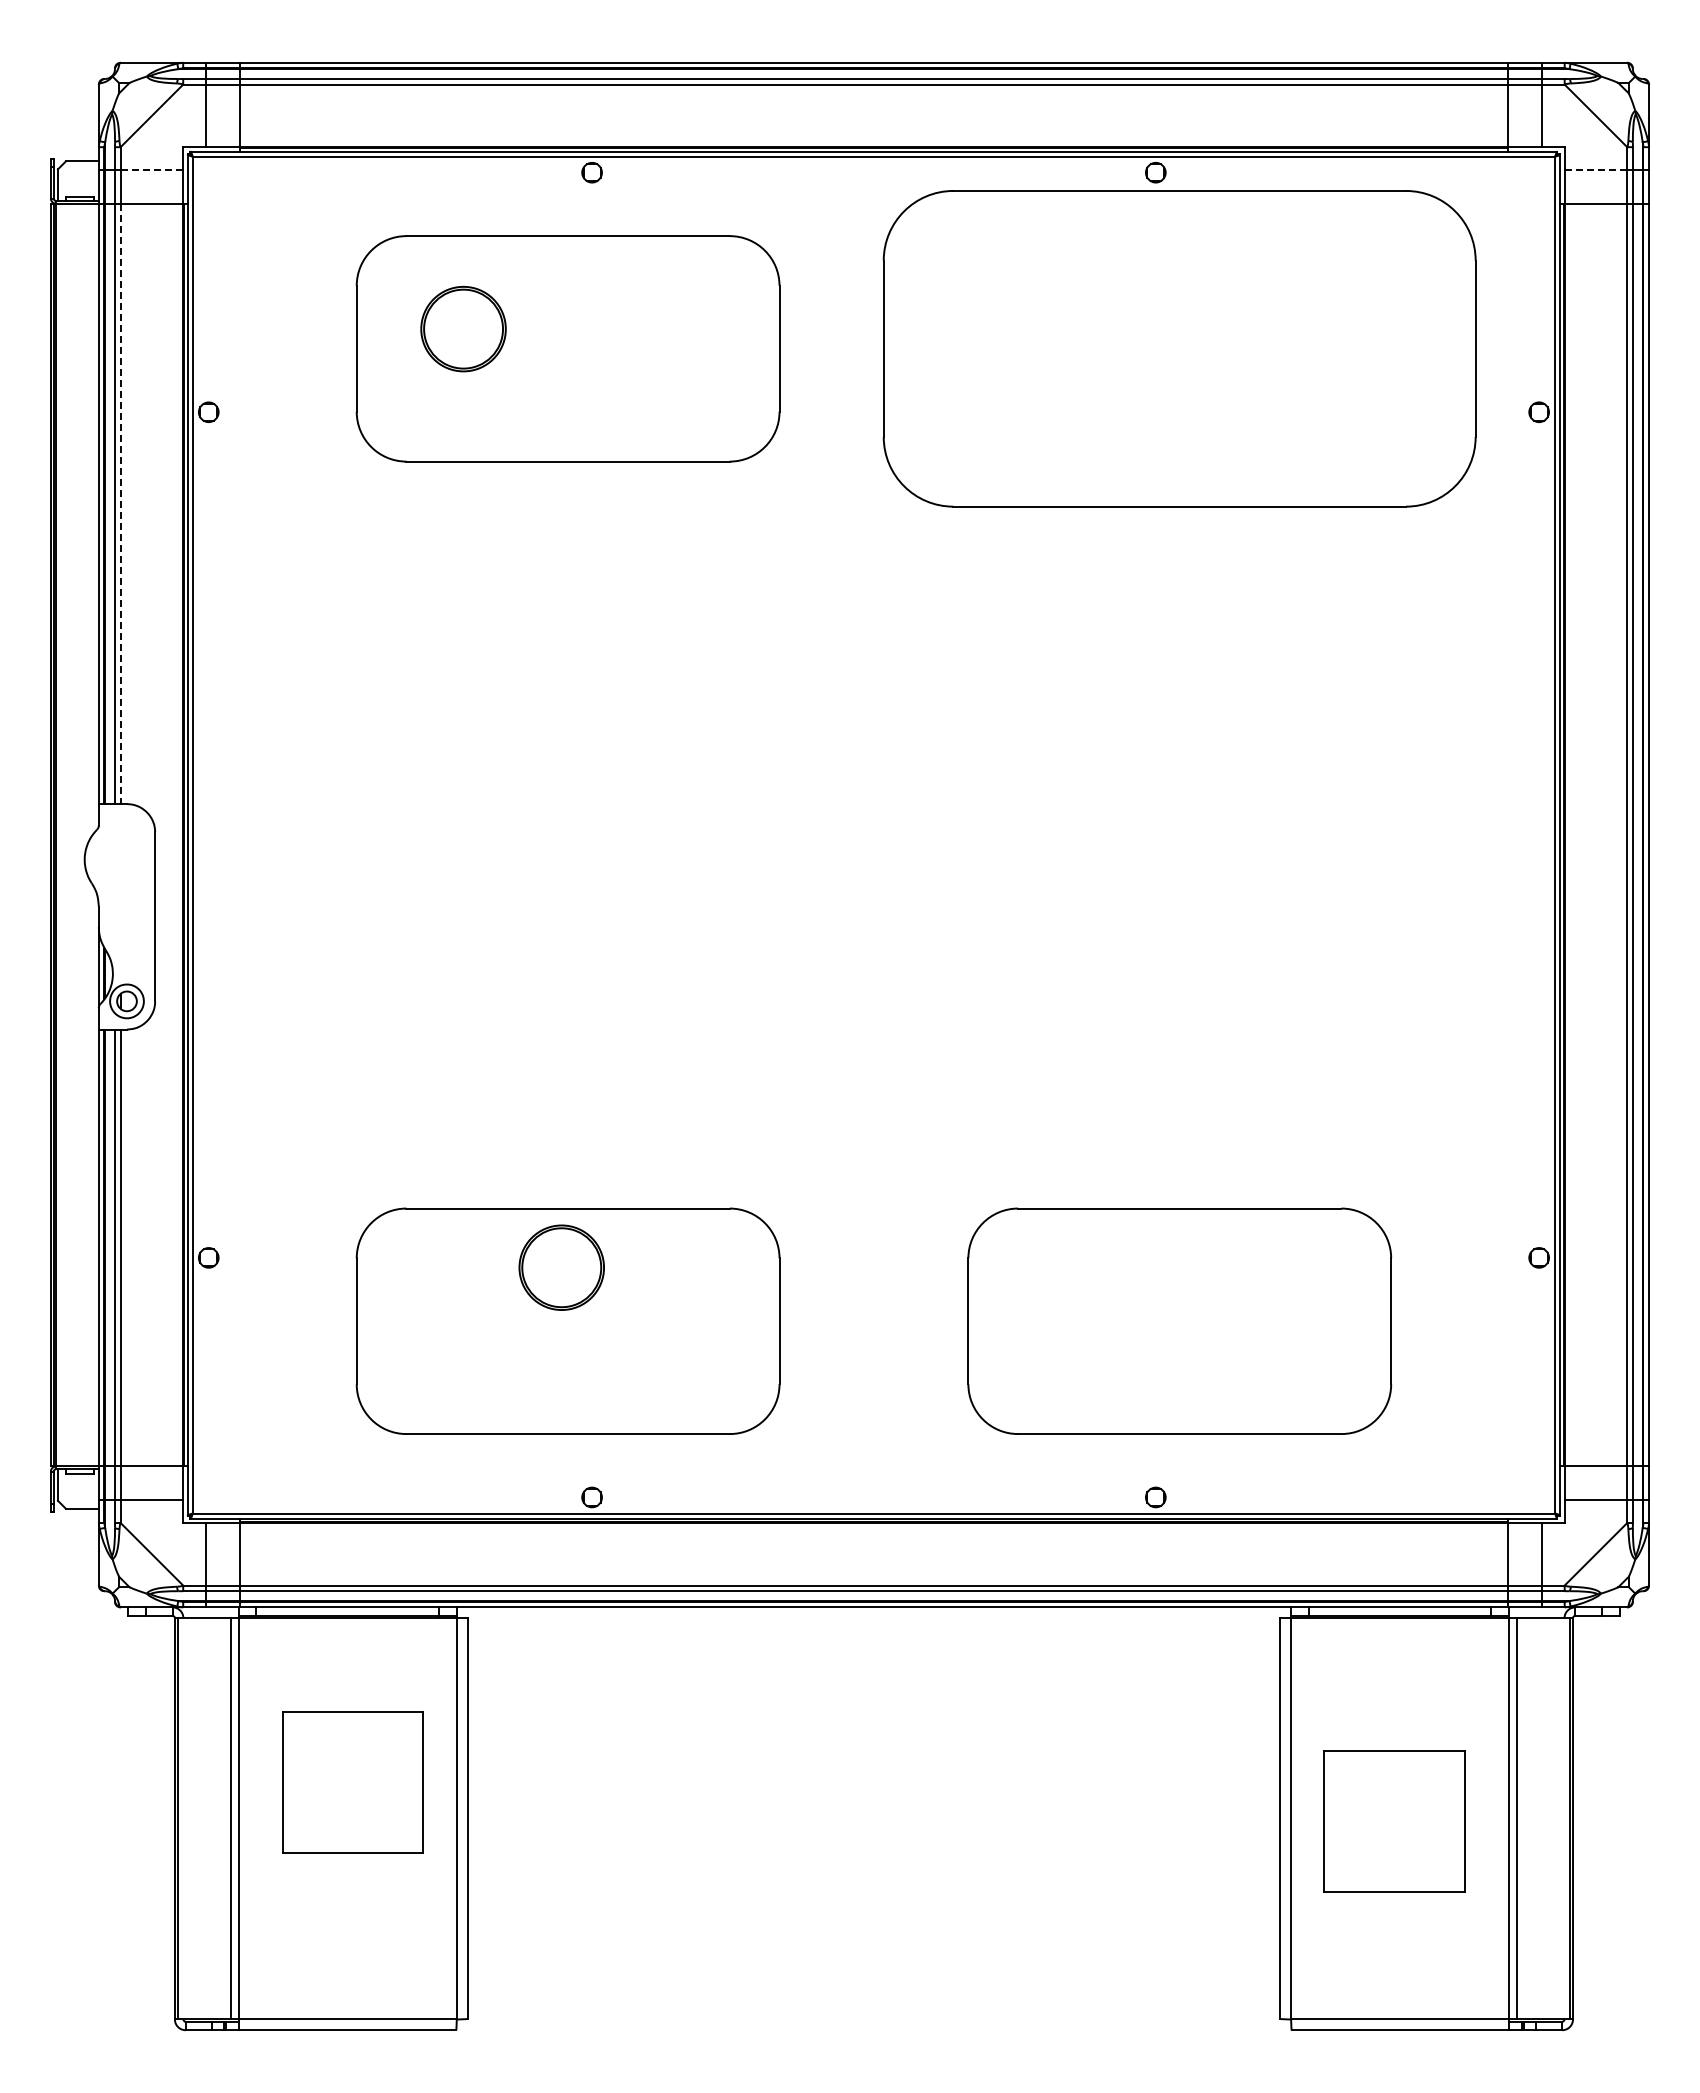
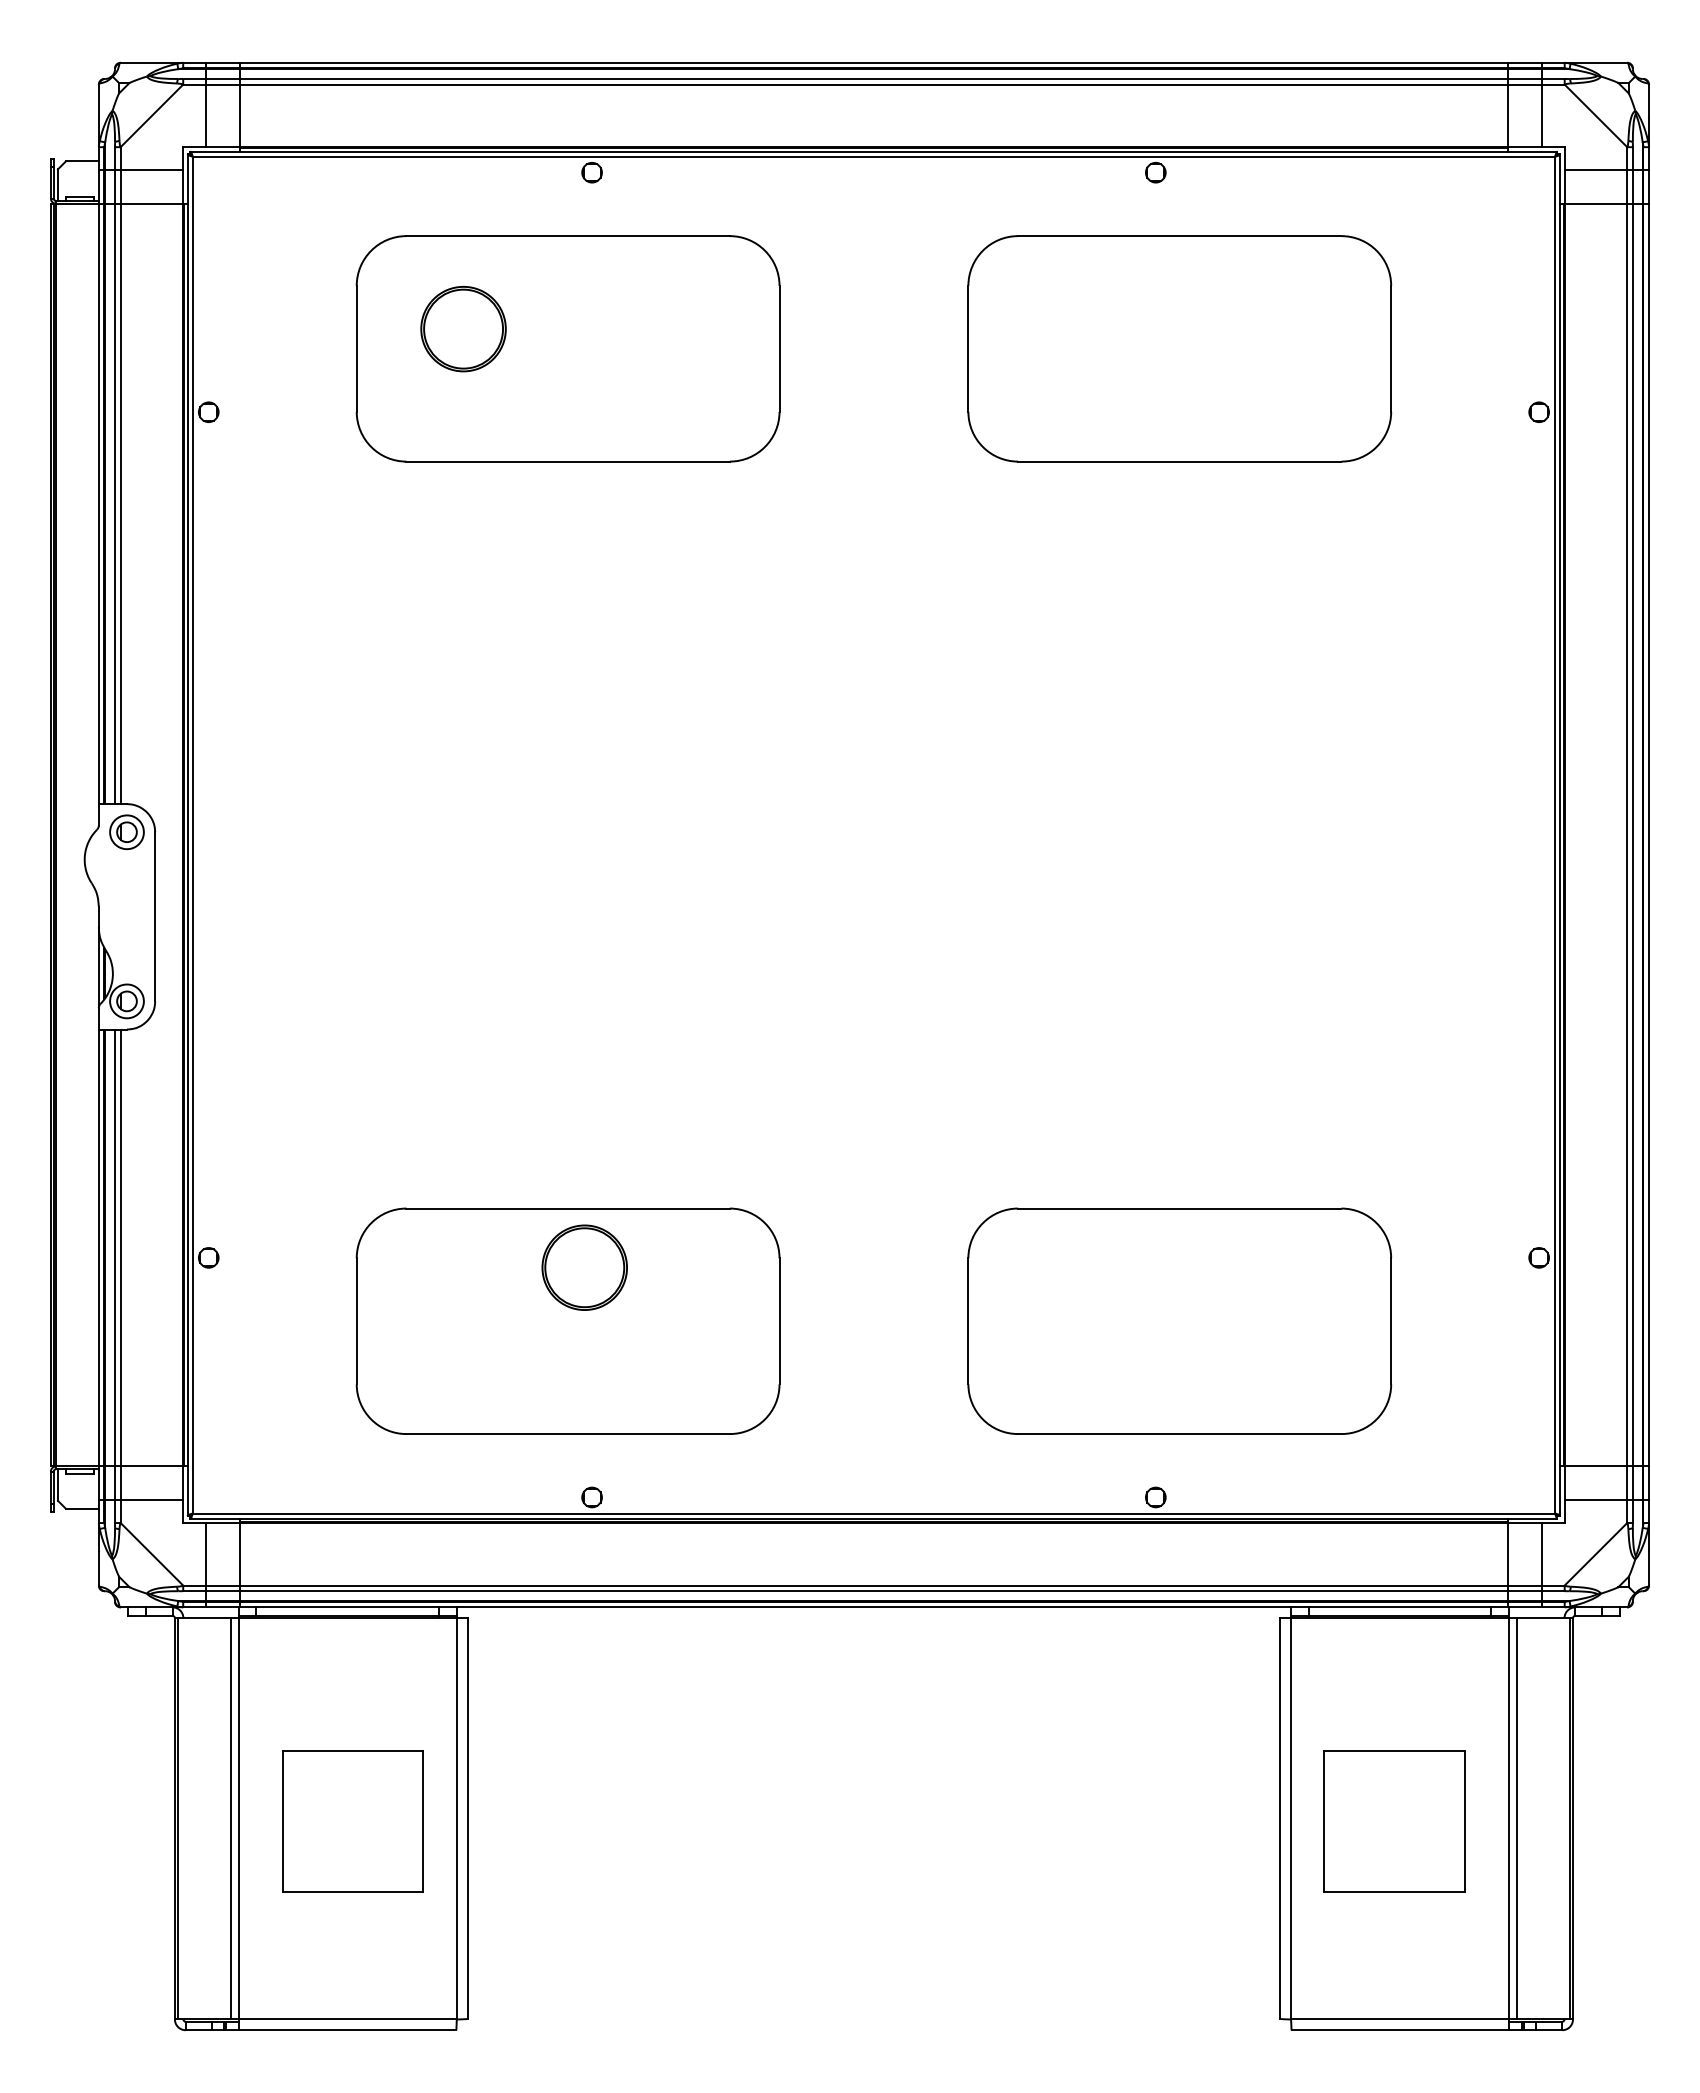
line: dashed -> solid (151, 169)
line: dashed -> solid (1595, 169)
part size: 595x318 px -> 426x228 px (1179, 348)
line: dashed -> solid (120, 504)
part: none -> present (126, 832)
part position: (561, 1267) -> (584, 1267) (584, 1267)
part position: (352, 1782) -> (352, 1821) (352, 1821)
